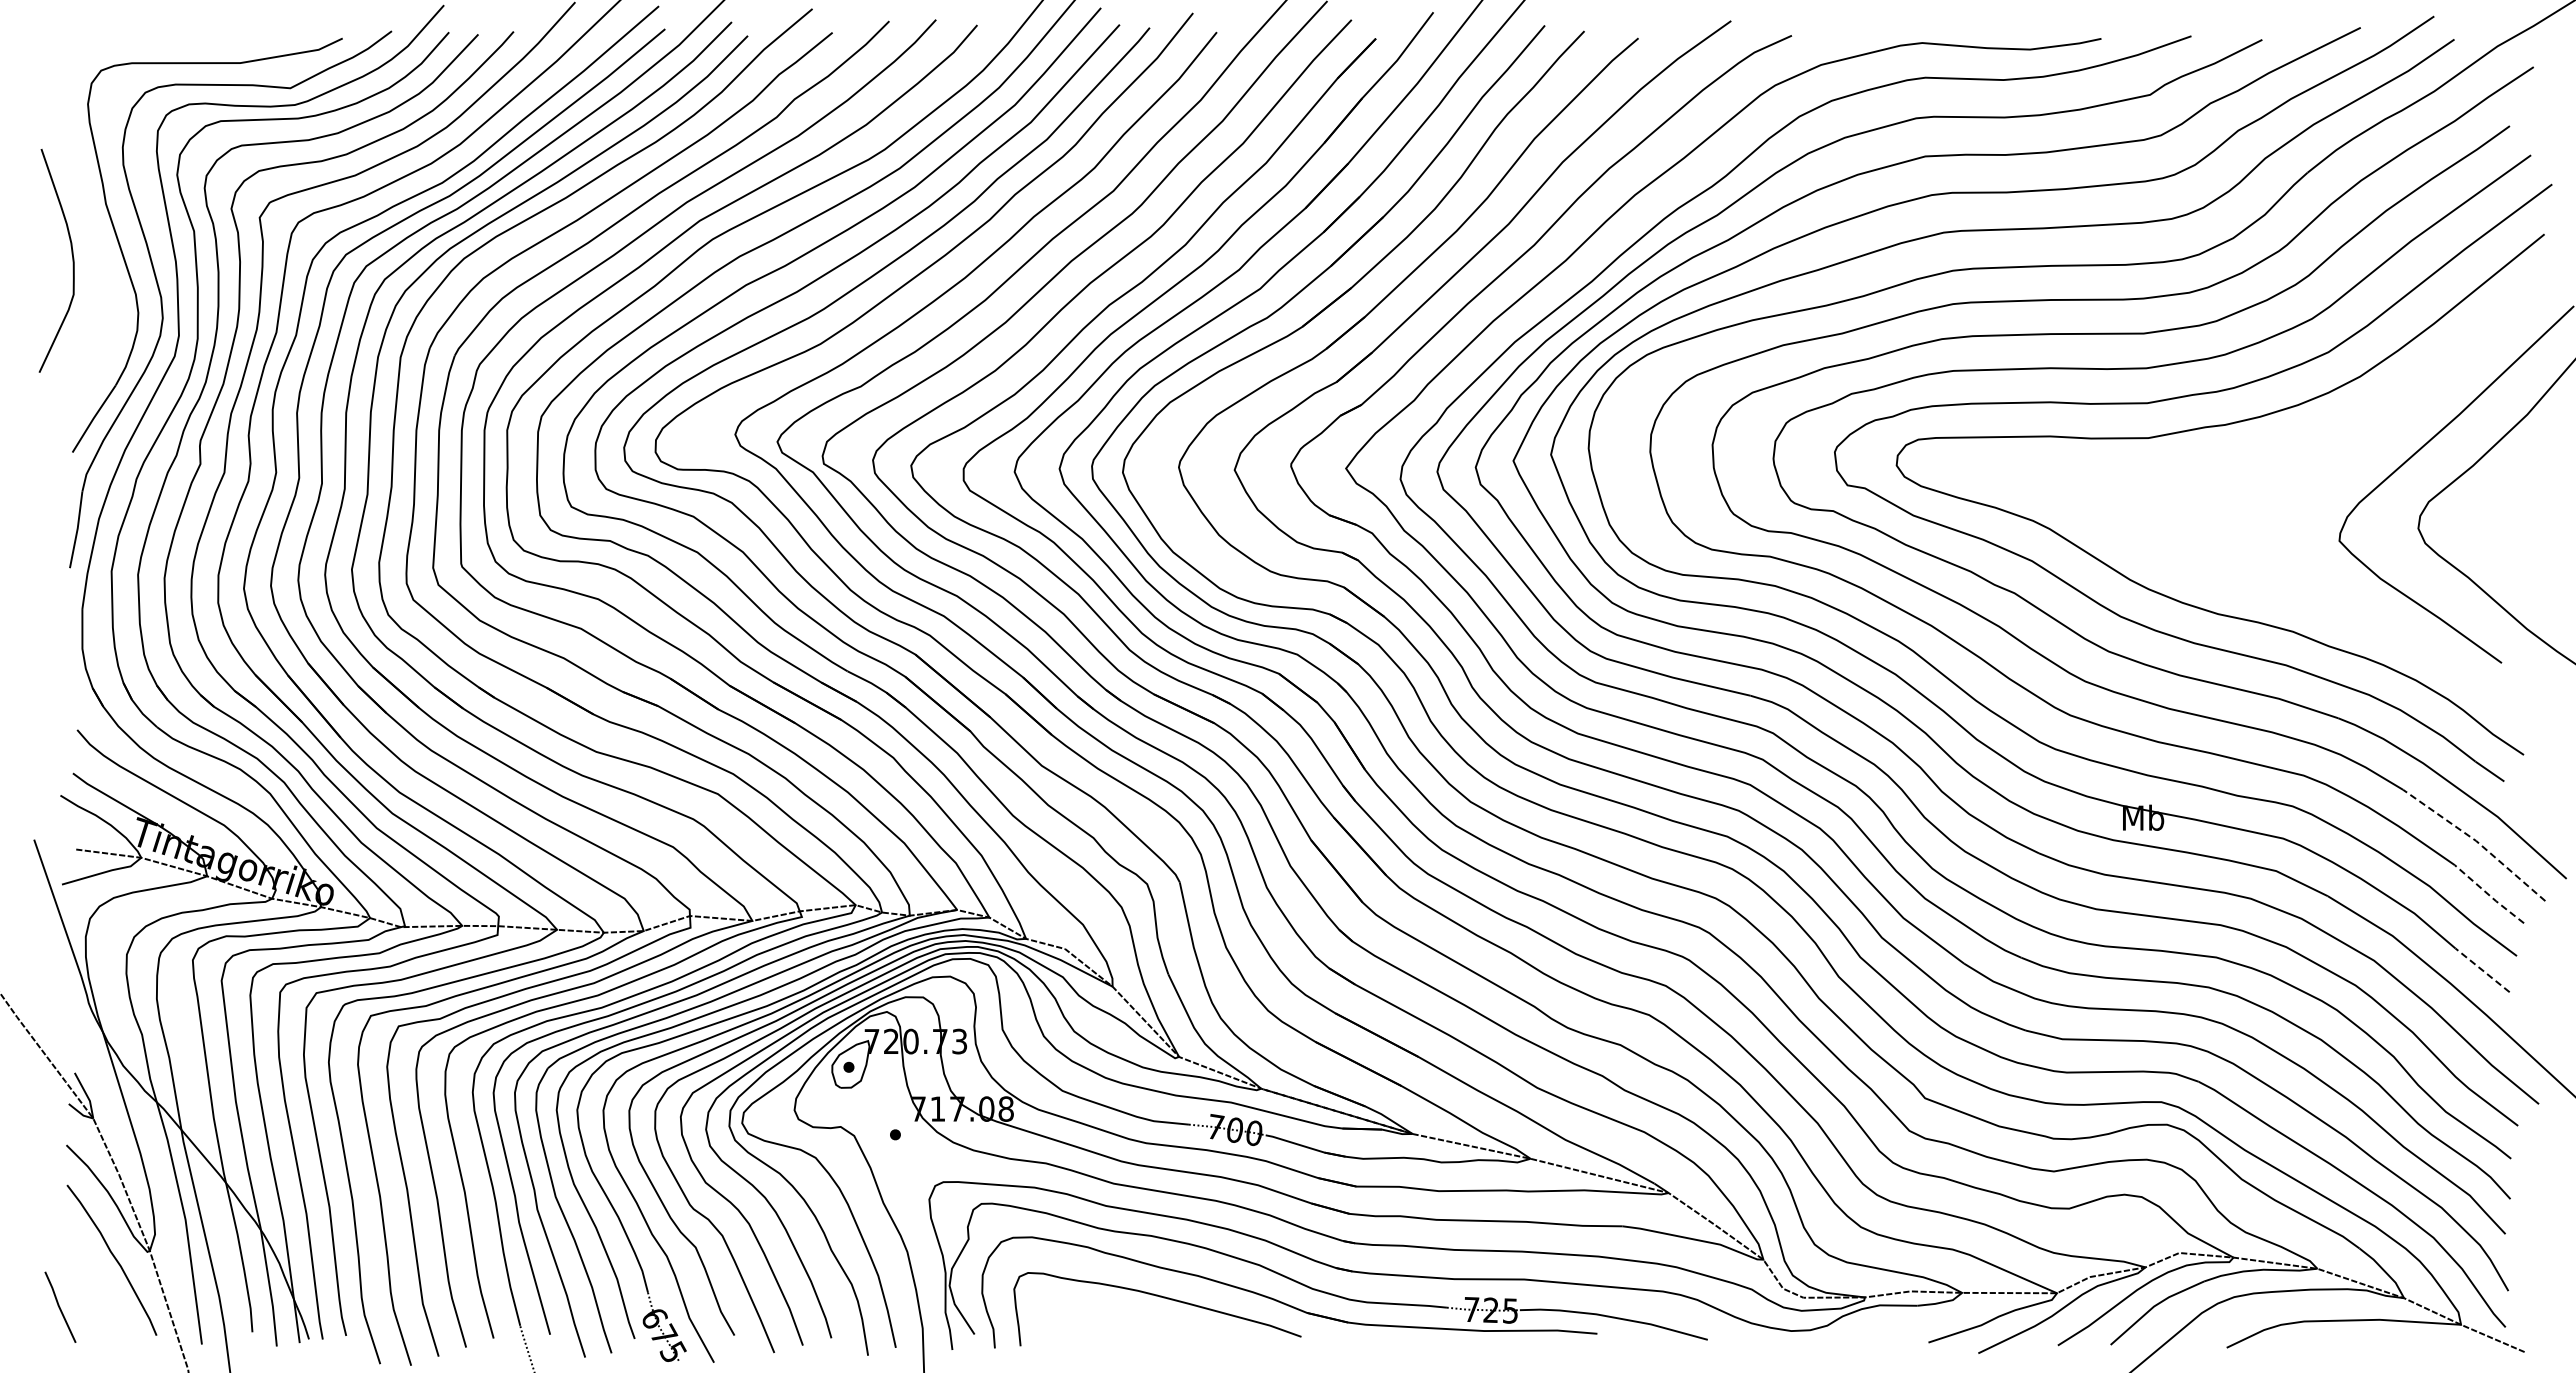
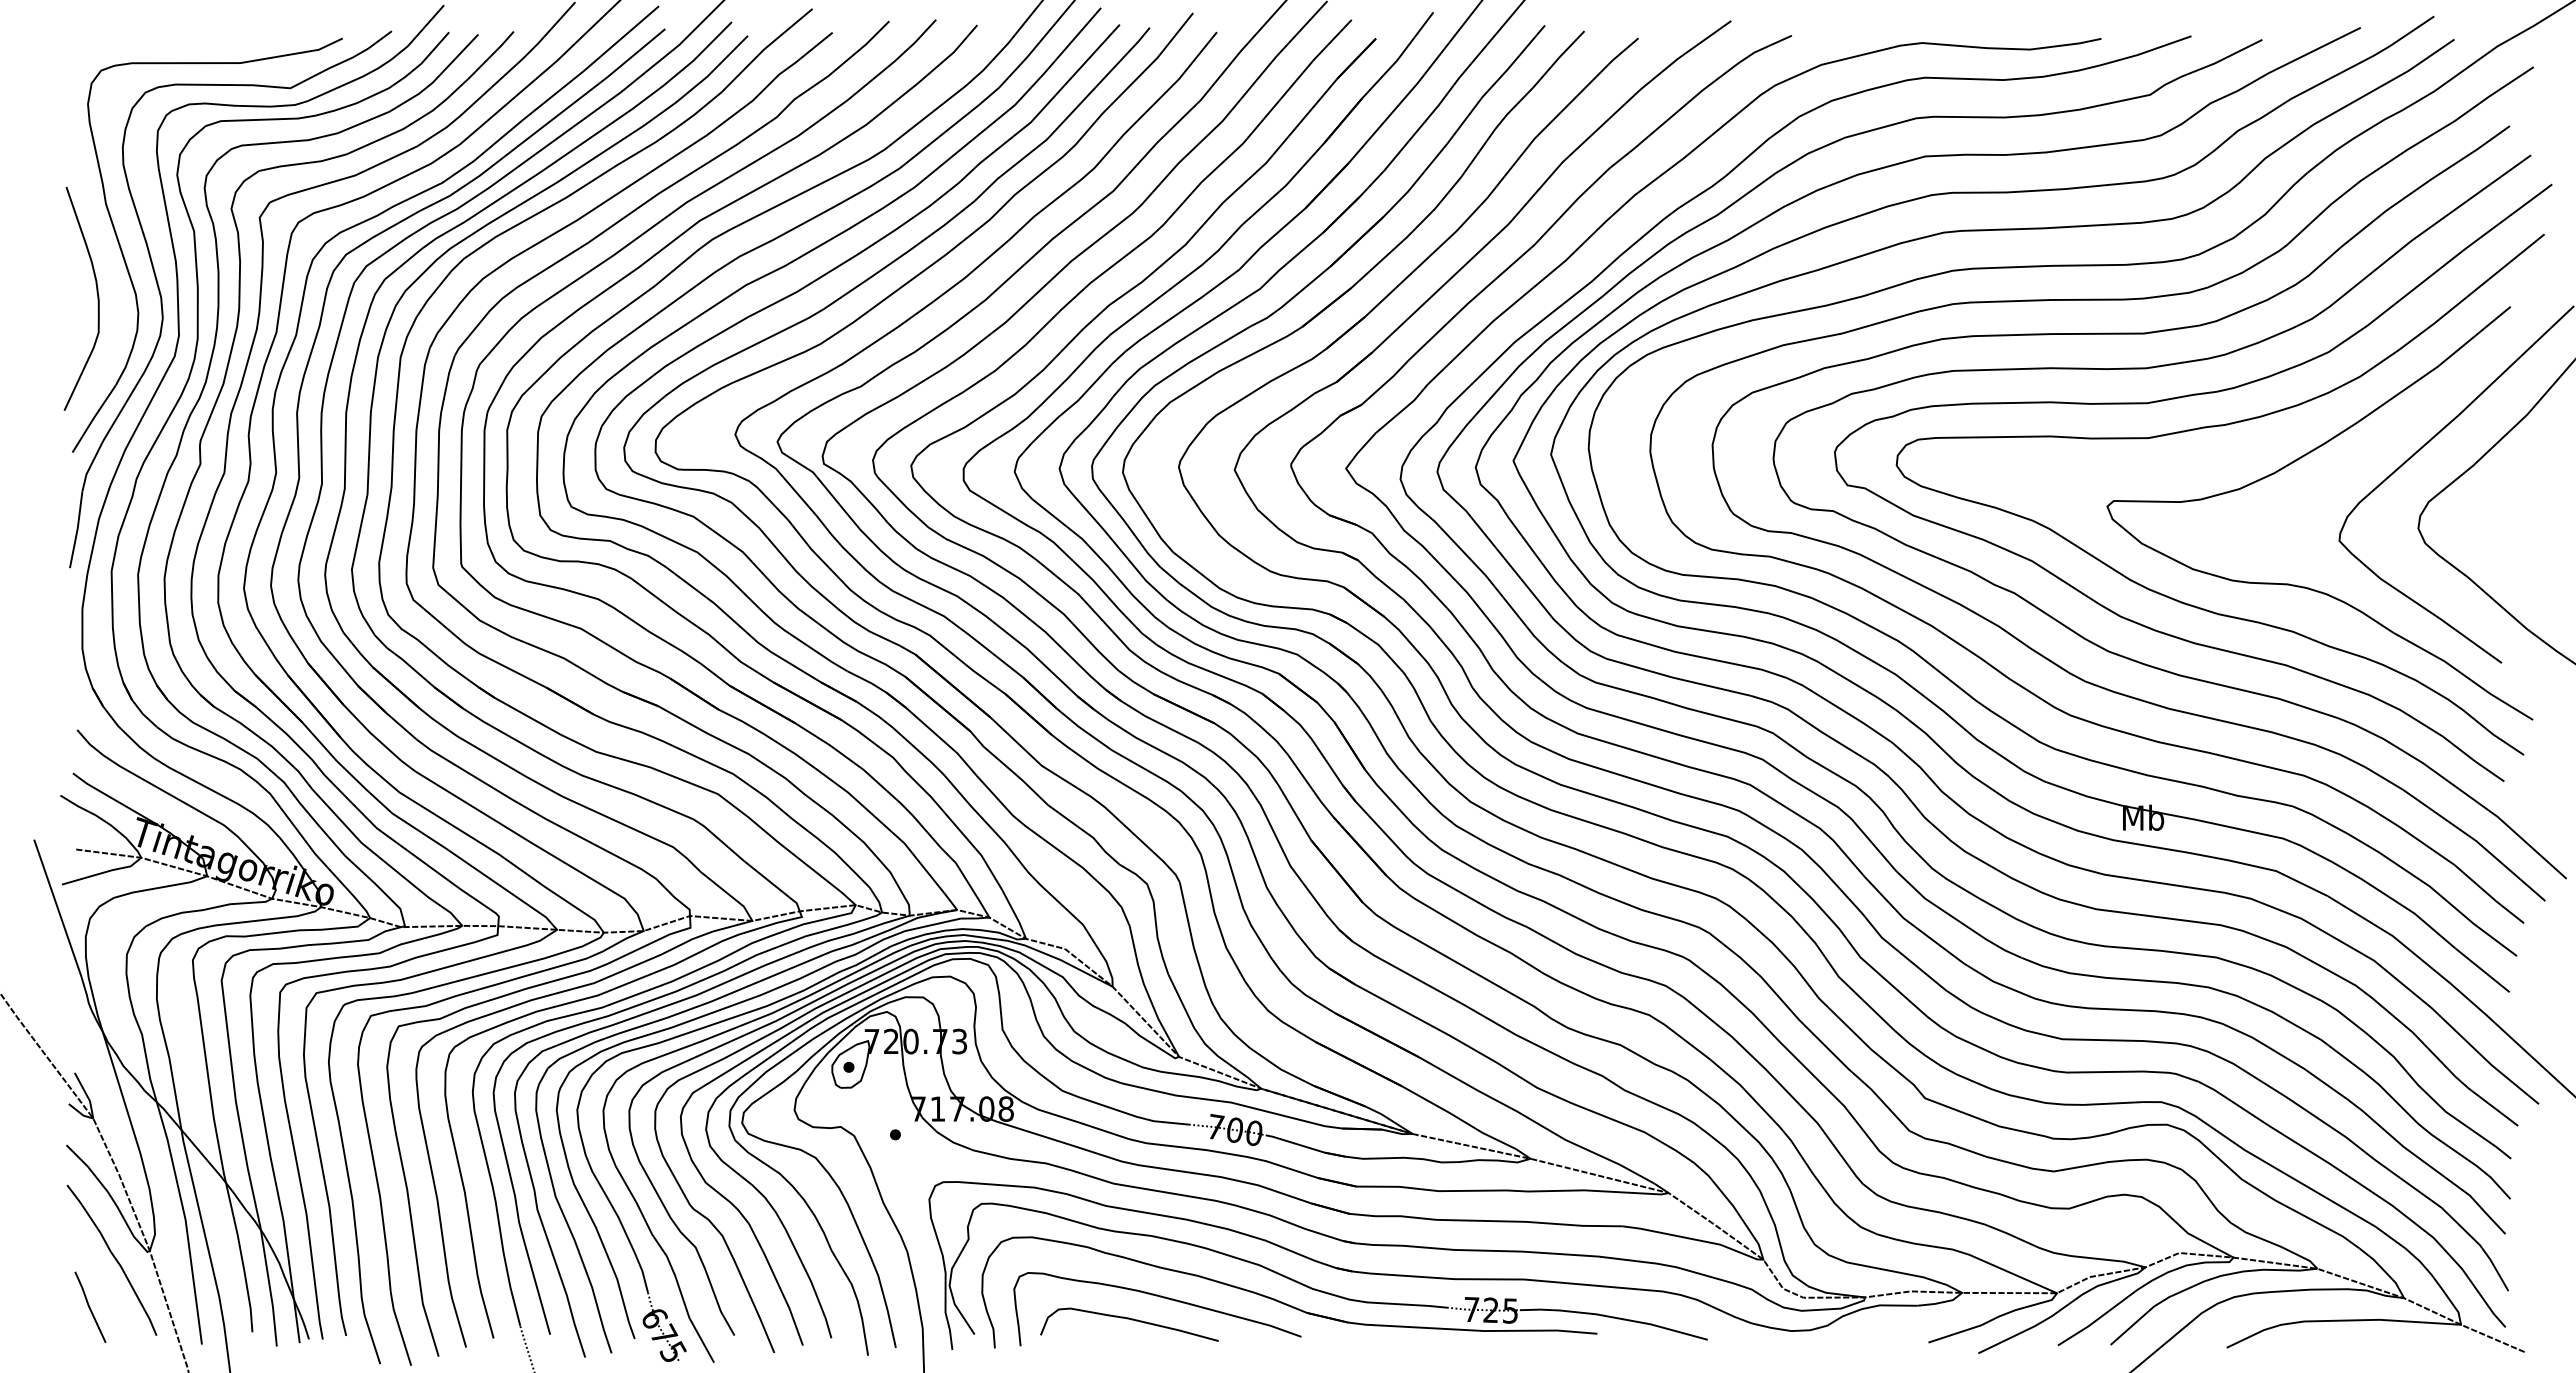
curve position: (72, 260) -> (97, 298) (97, 298)
part: none -> present (2291, 464)
line: dashed -> solid (2476, 841)
line: dashed -> solid (2489, 895)
line: dashed -> solid (2482, 970)
line position: (60, 1306) -> (90, 1306) (90, 1306)
curve: none -> present (1131, 1320)
